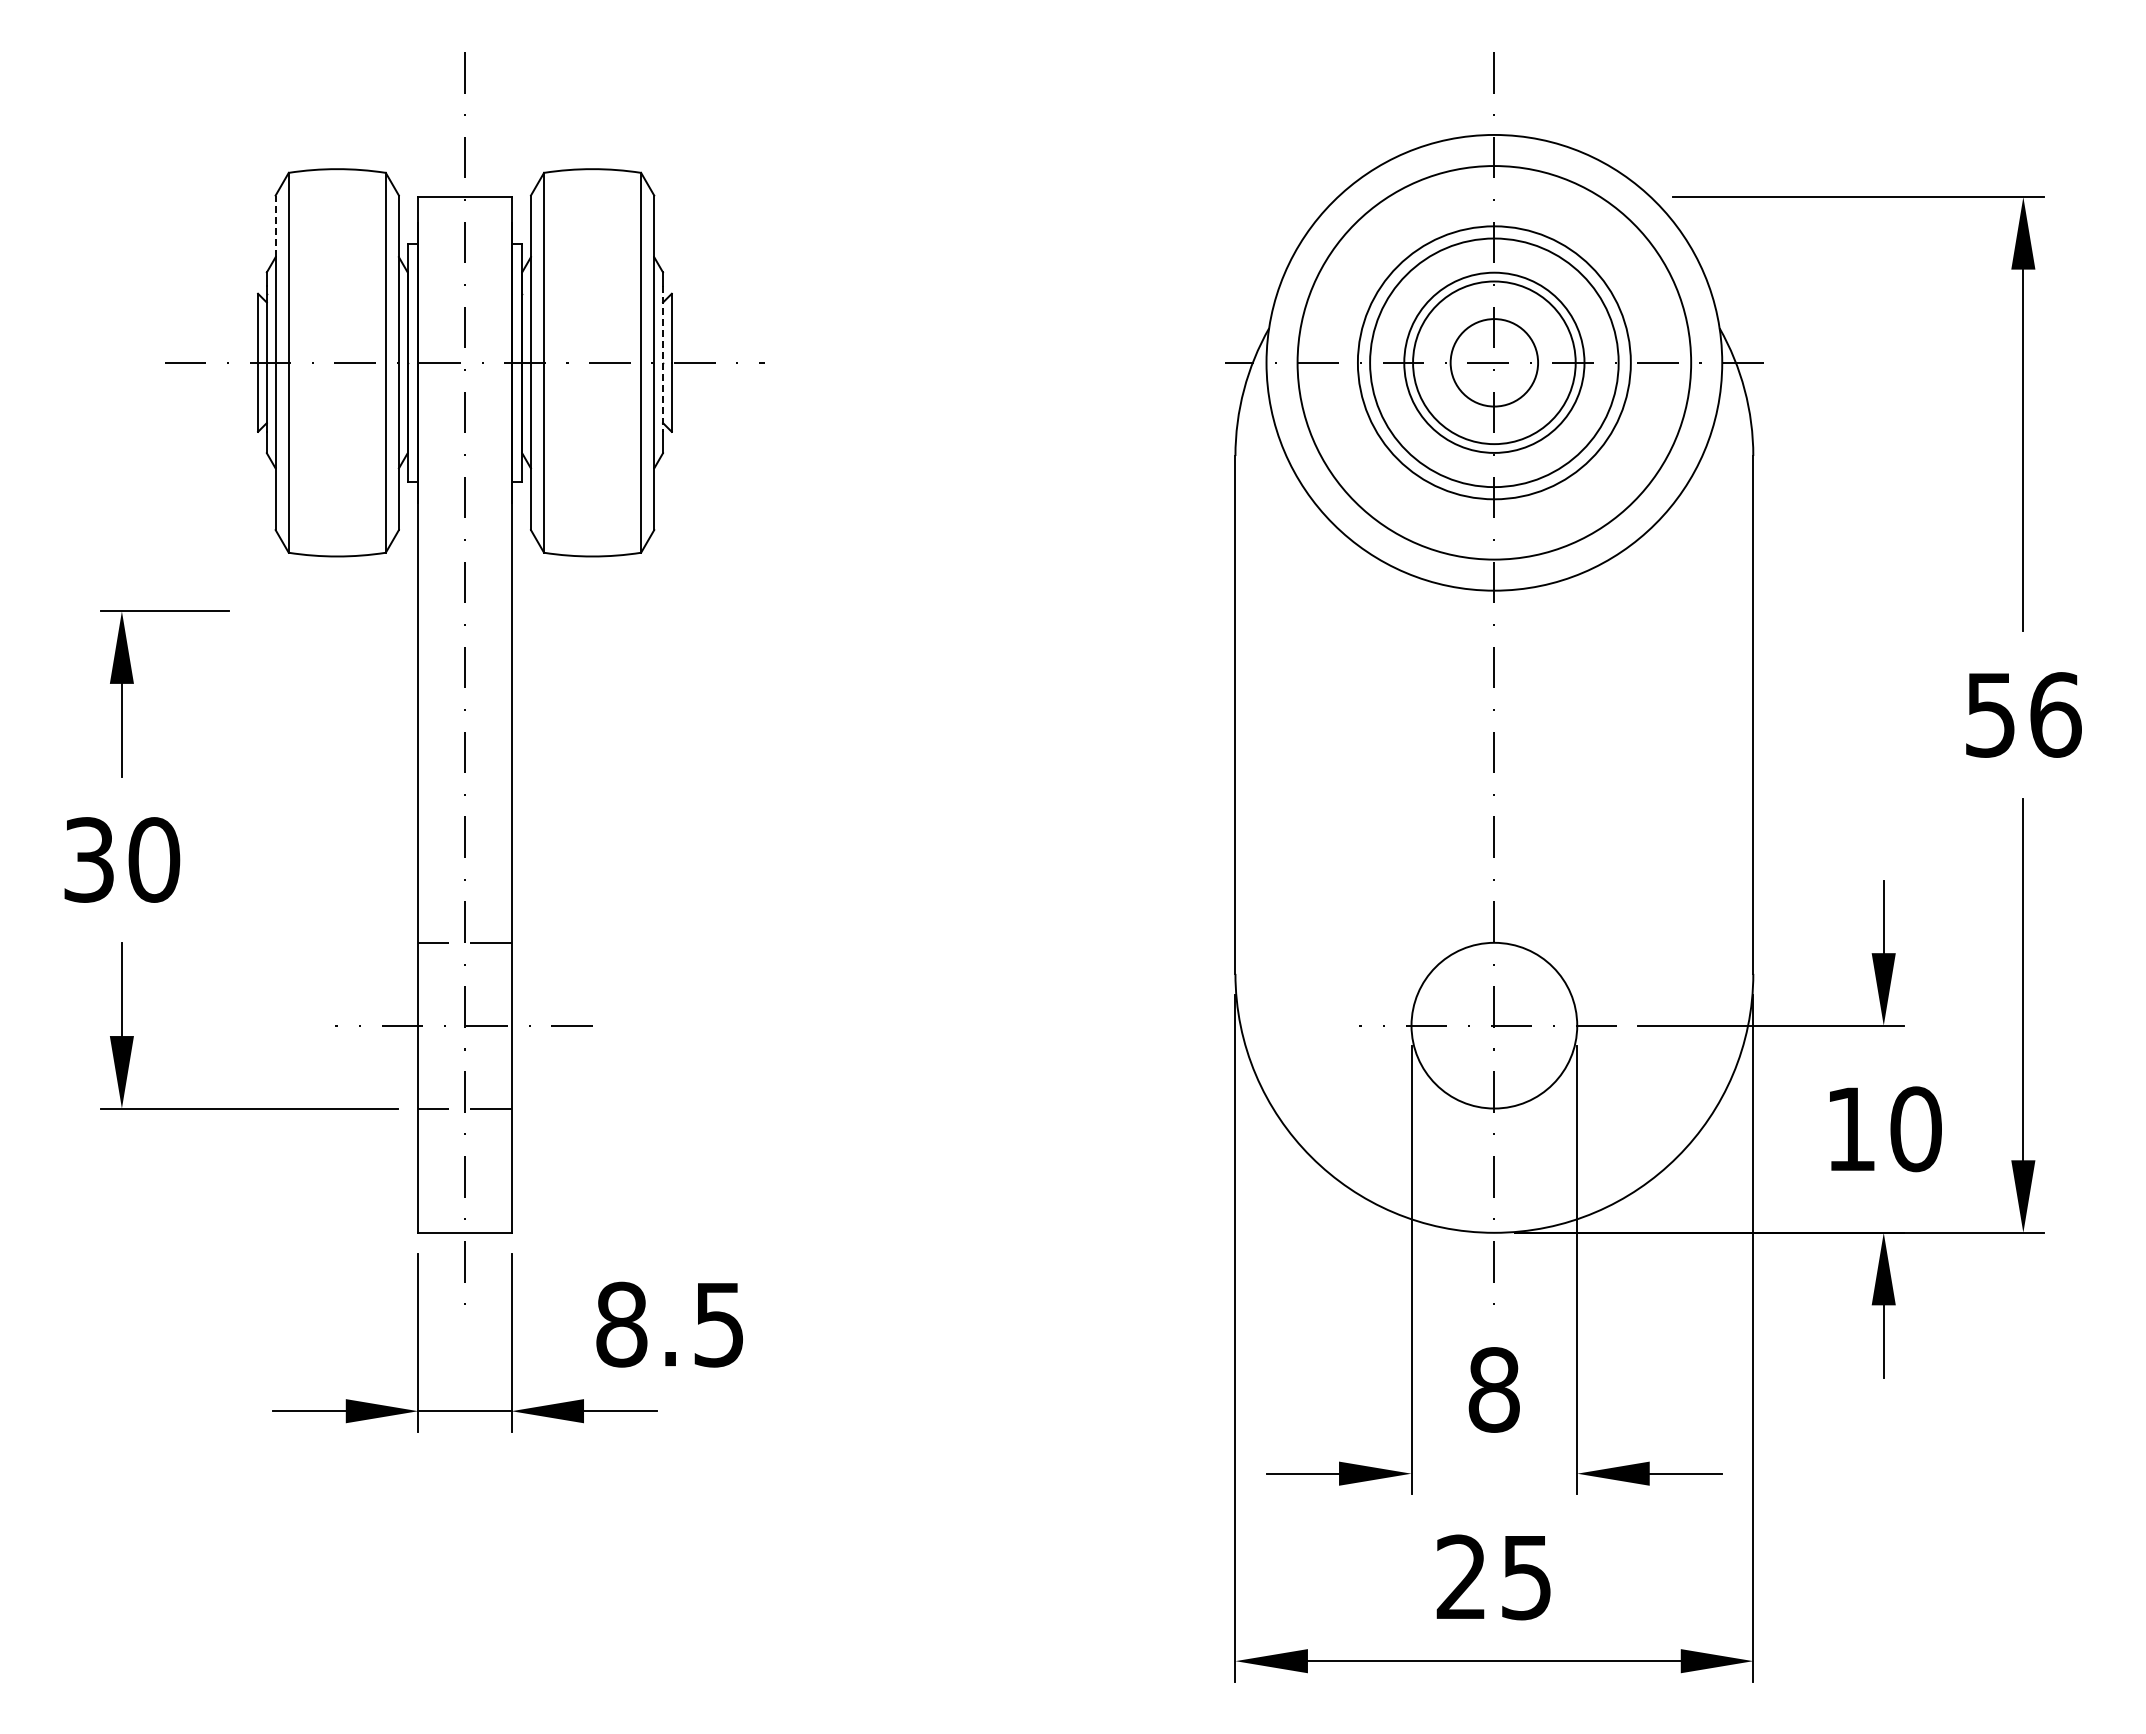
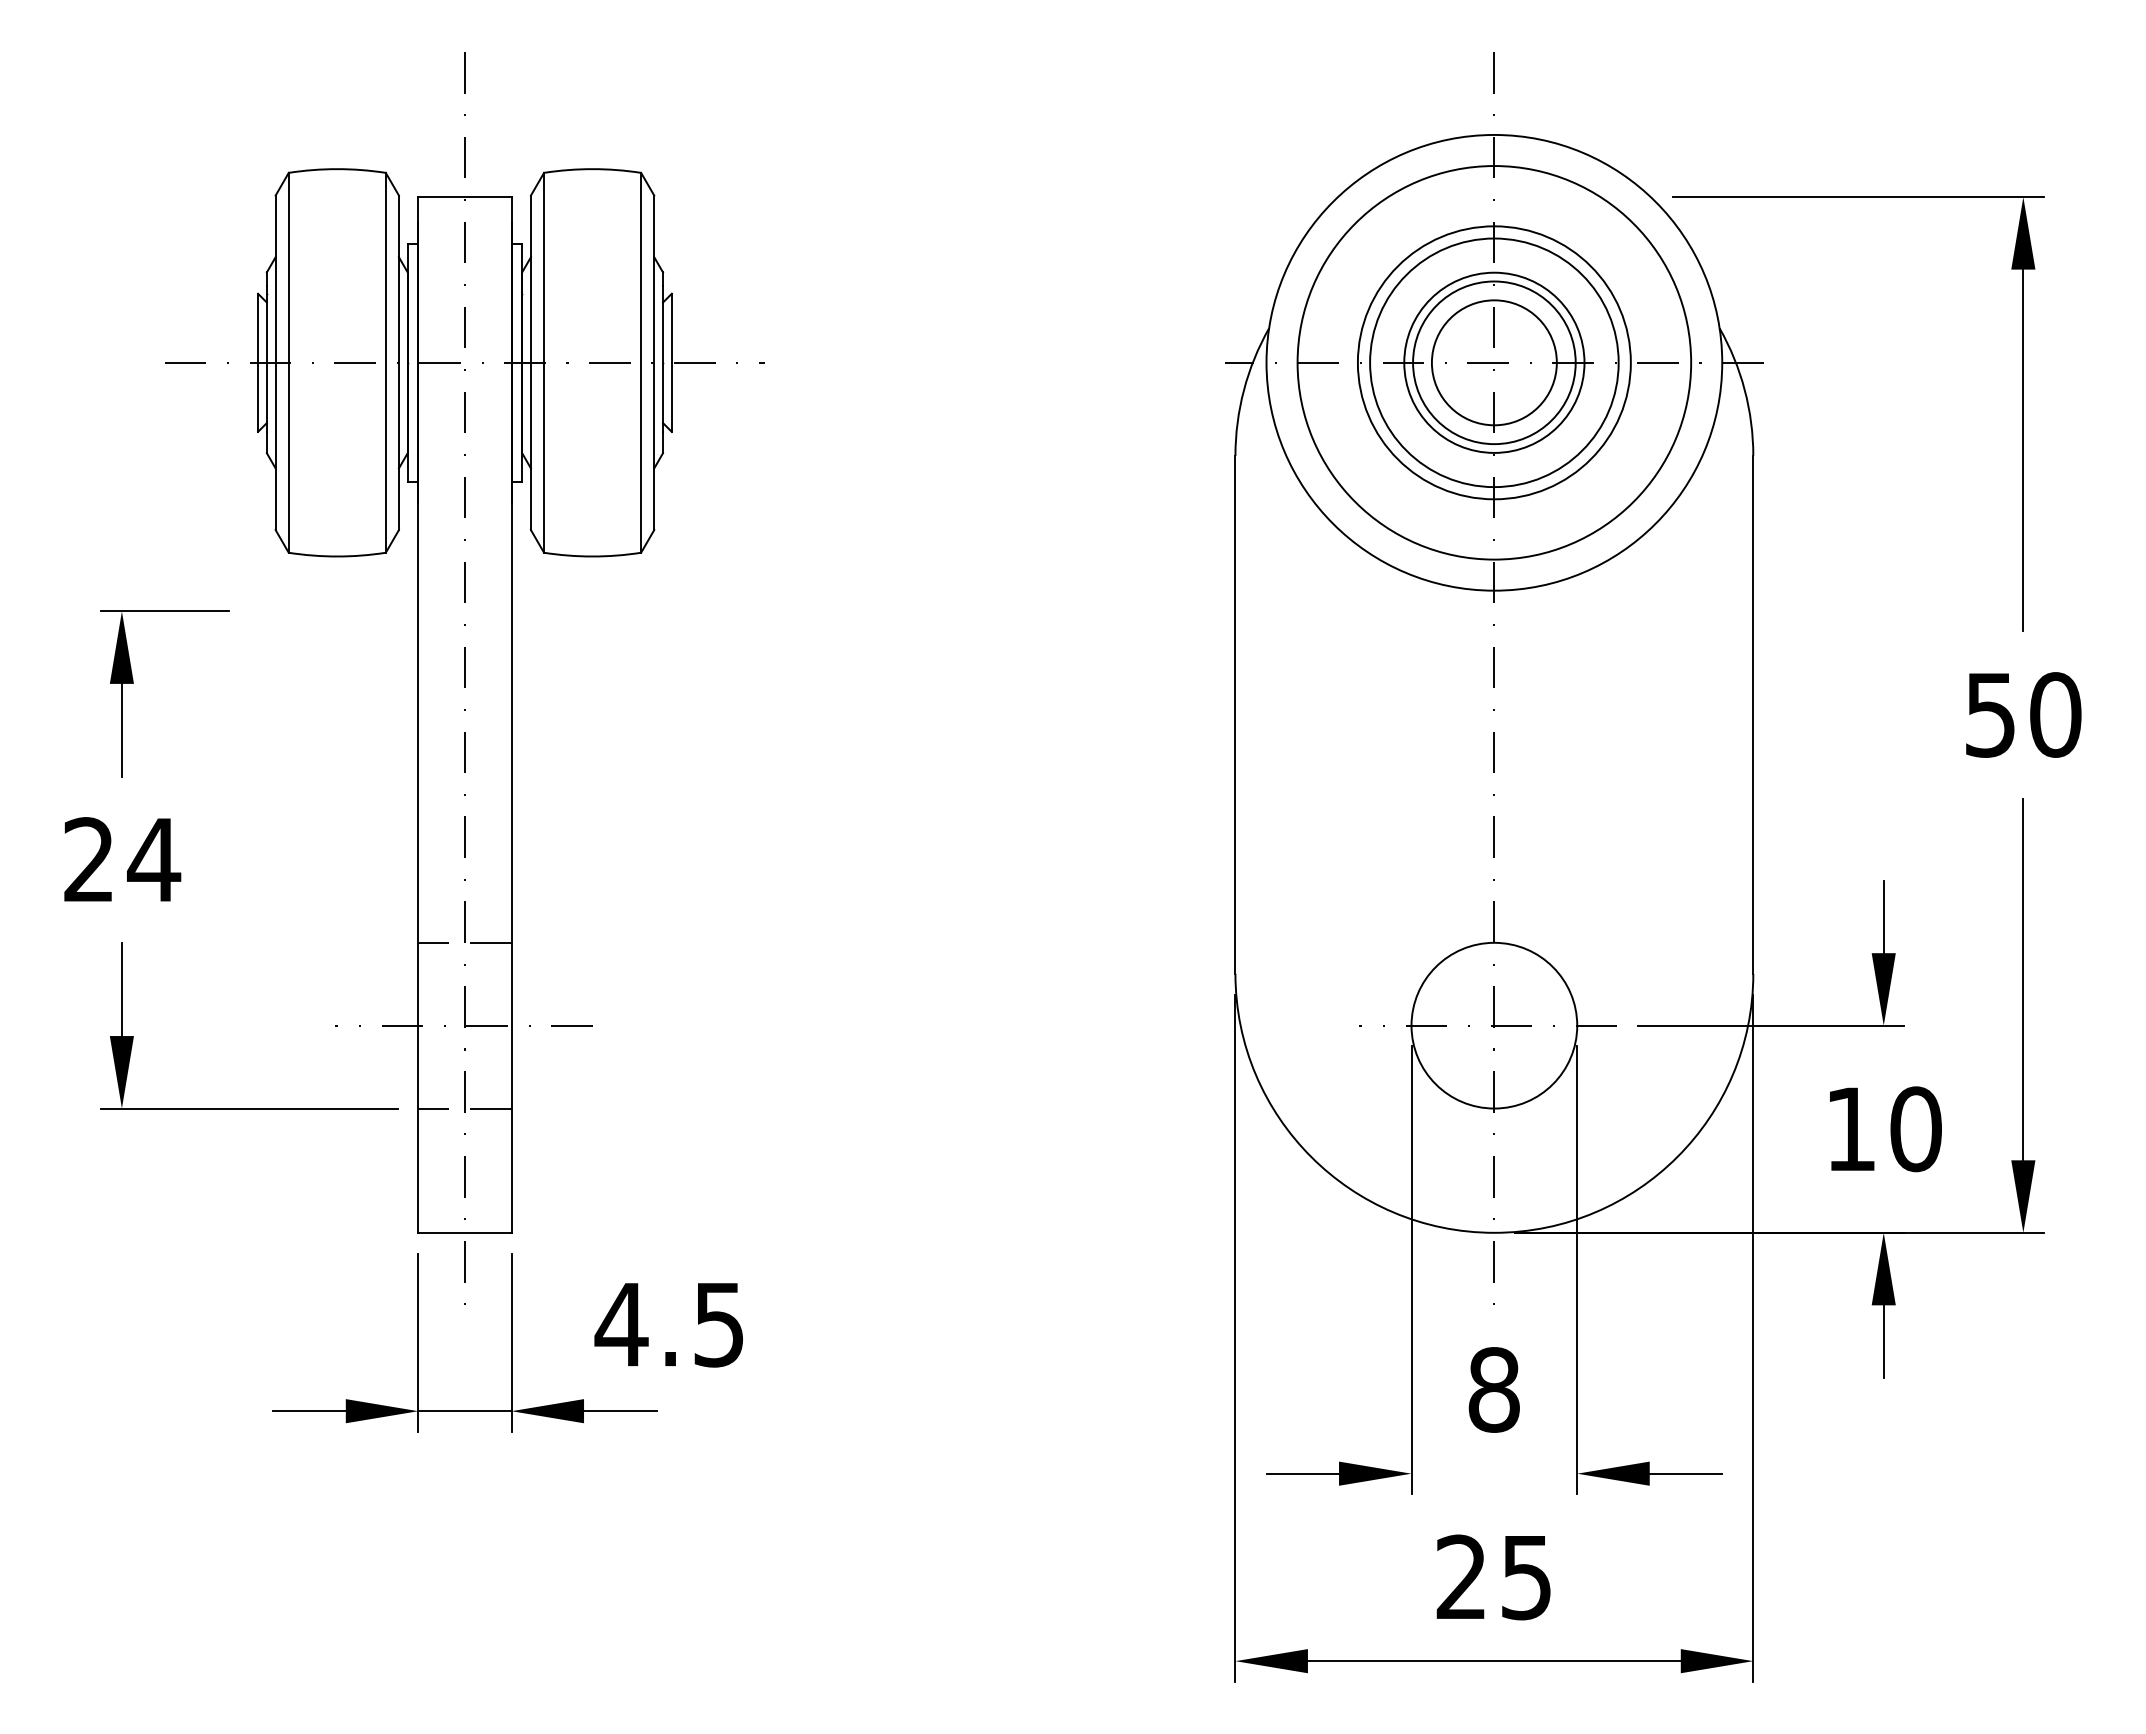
line: dashed -> solid (275, 226)
line: dashed -> solid (663, 359)
circle diameter: 87 px -> 125 px (1493, 362)
text: 56 -> 50 (2055, 714)
text: 30 -> 24 (122, 859)
text: 8.5 -> 4.5 (621, 1324)
